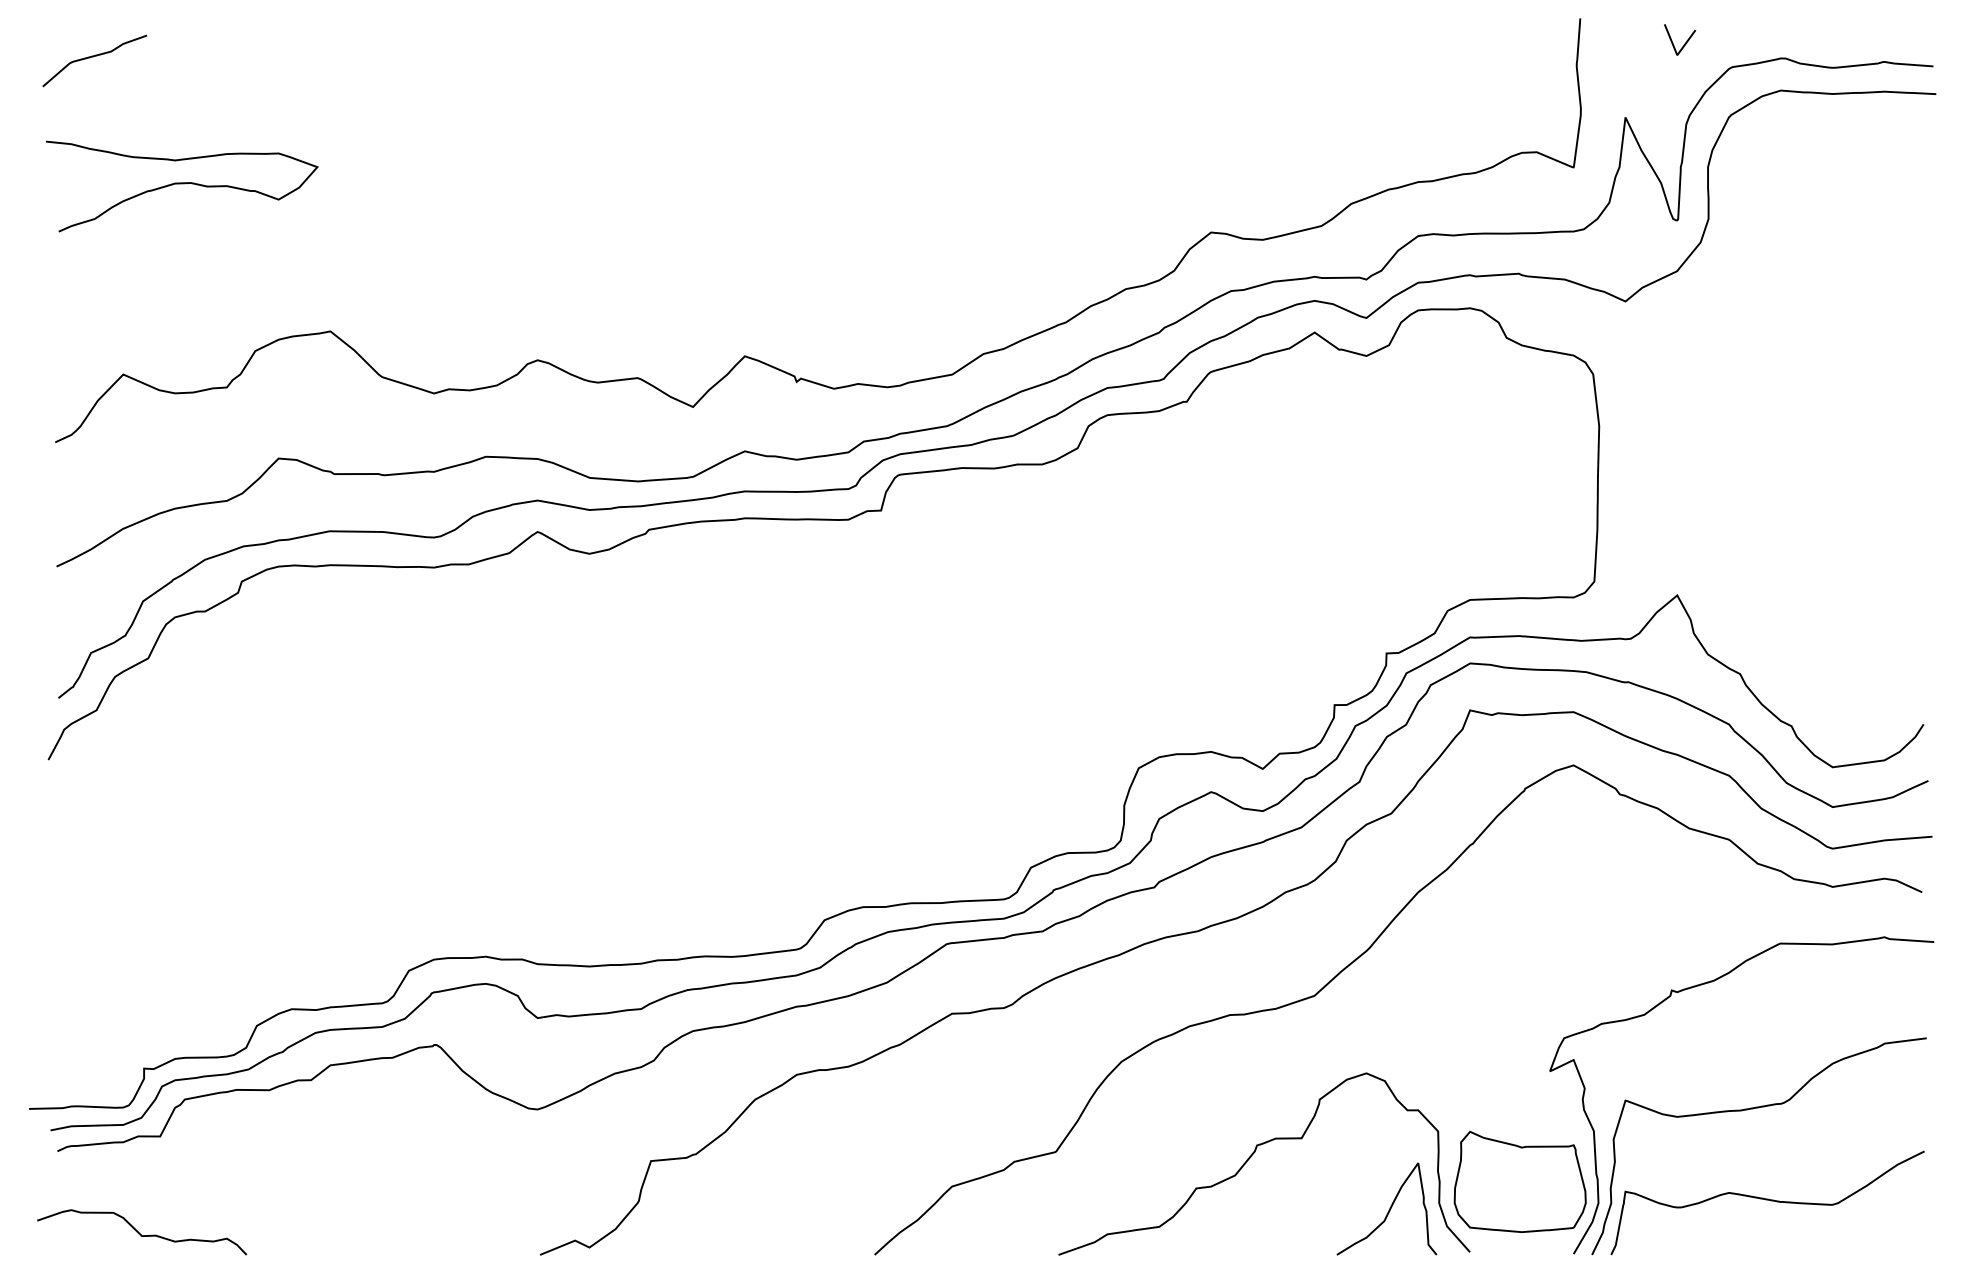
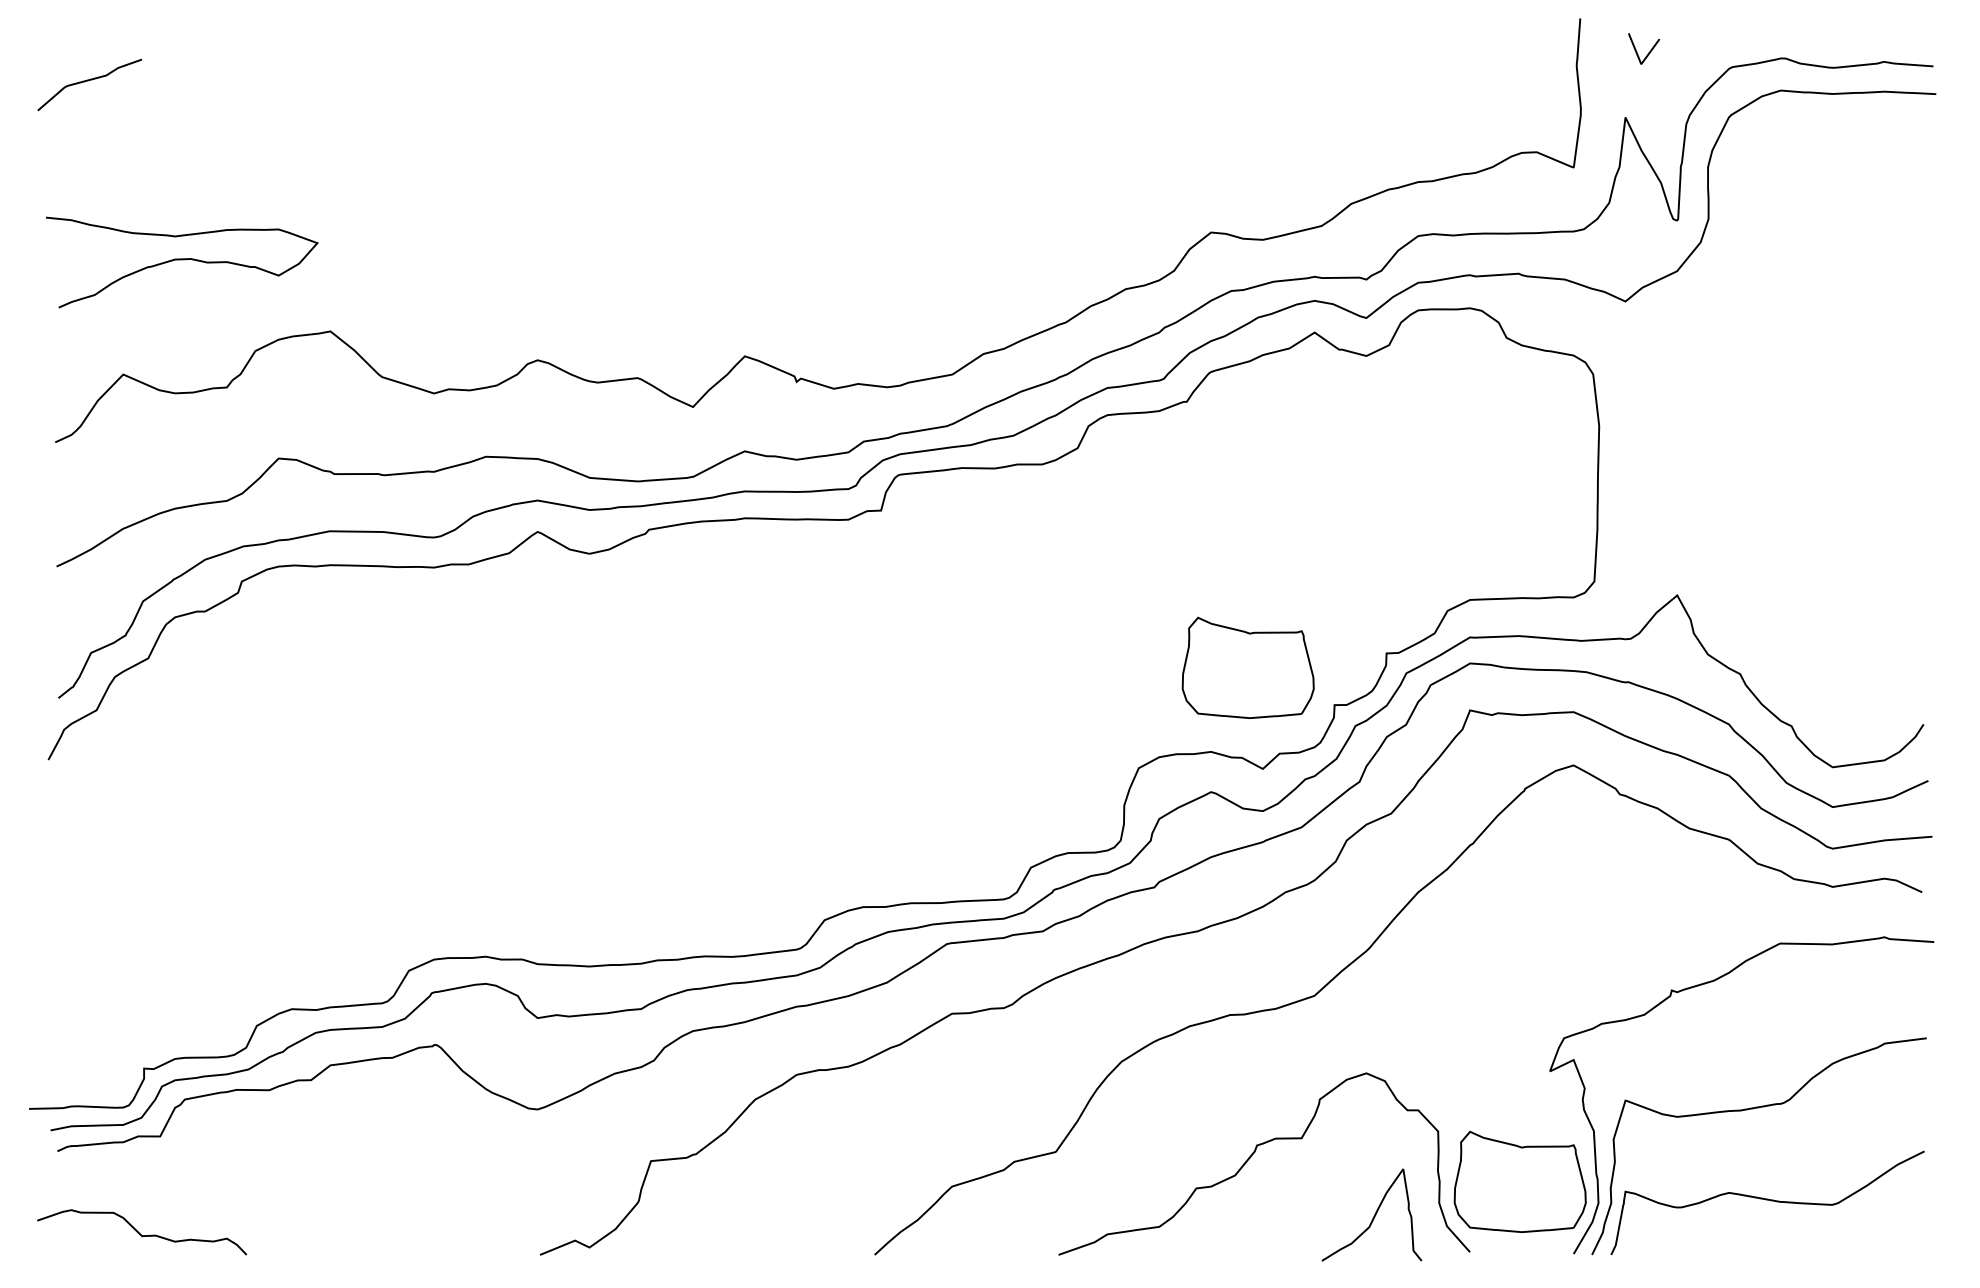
line position: (1684, 43) -> (1648, 52) (1648, 52)
curve position: (93, 57) -> (88, 81) (88, 81)
curve position: (182, 184) -> (182, 260) (182, 260)
part: none -> present (1247, 667)
curve position: (1388, 1210) -> (1373, 1216) (1373, 1216)
